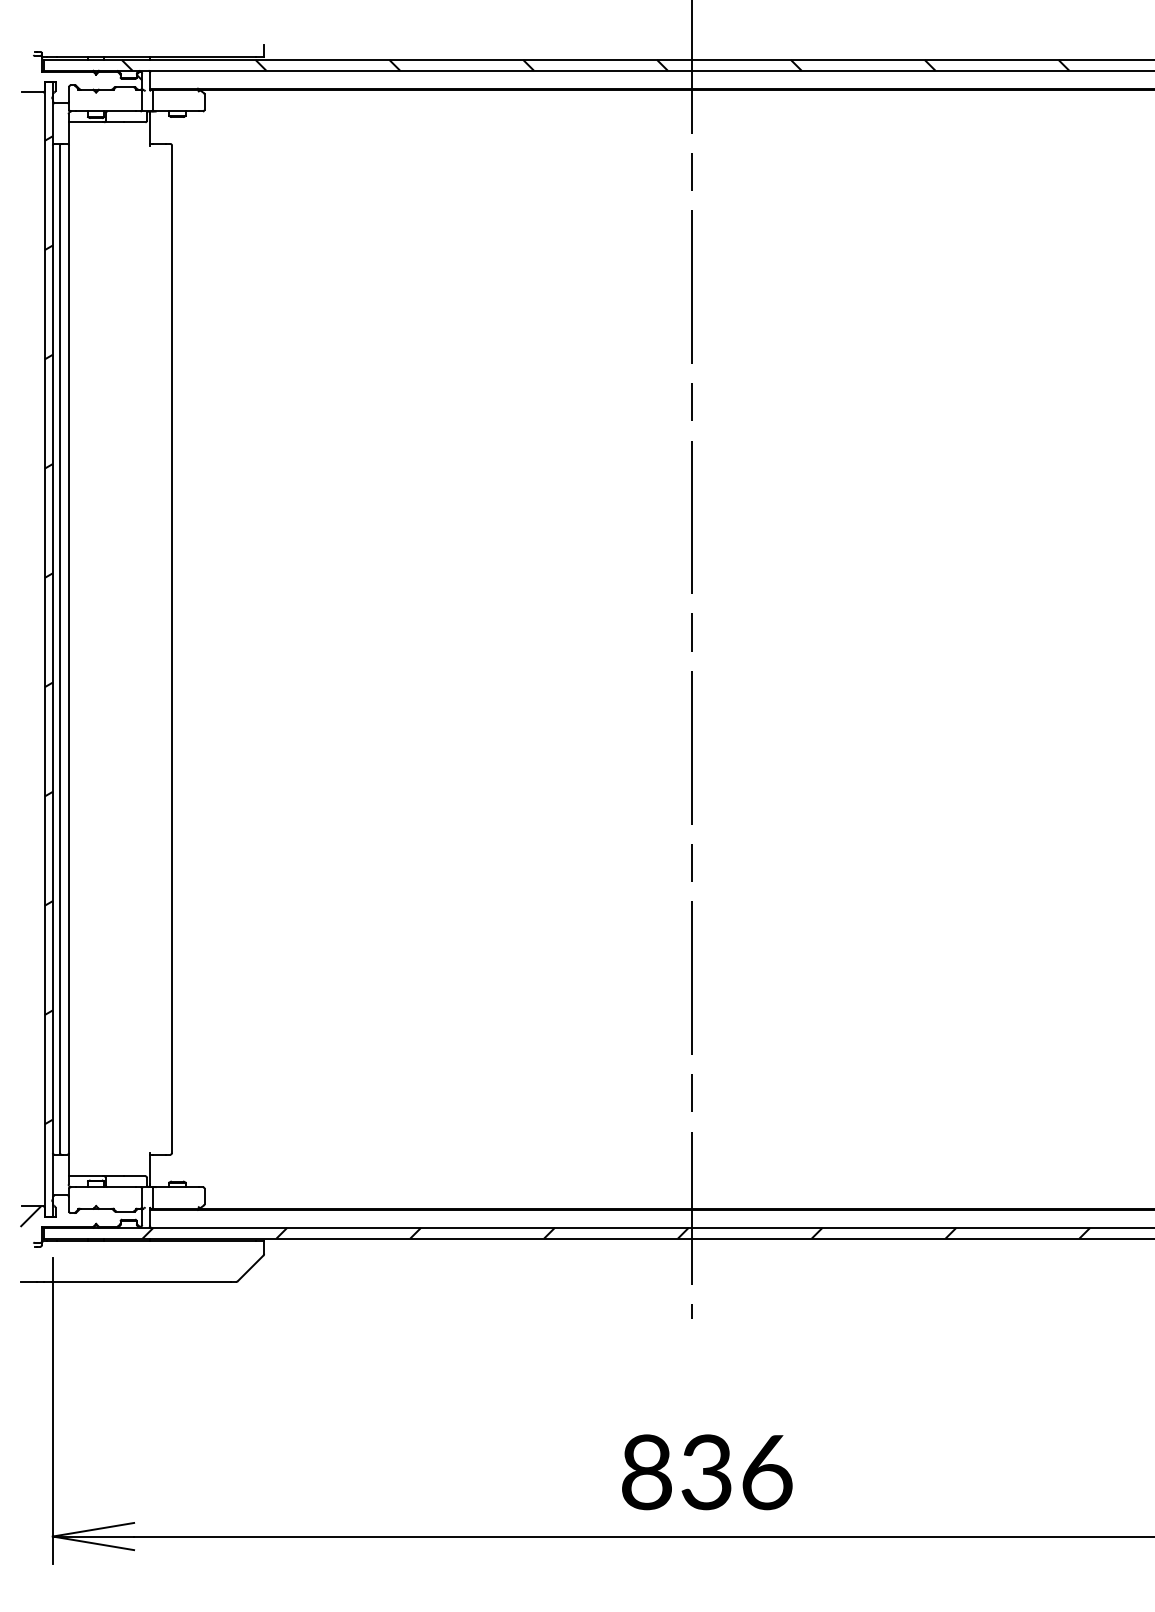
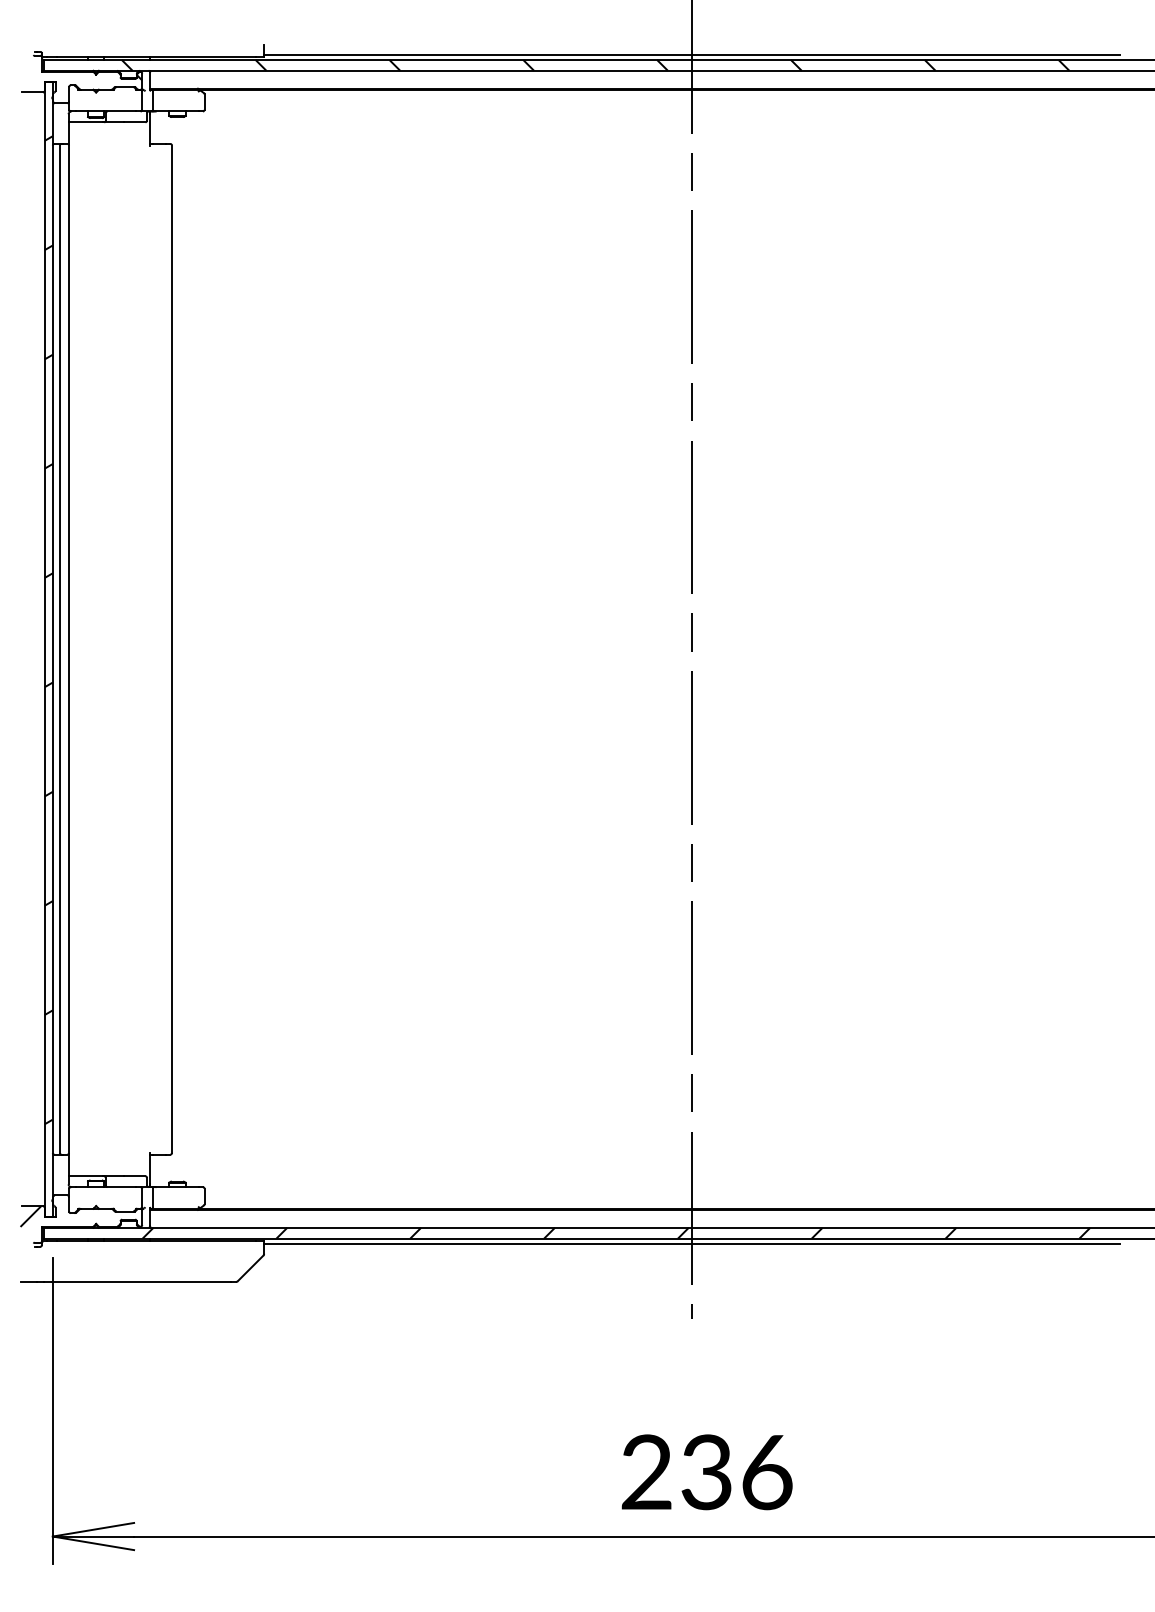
line: none -> present (692, 54)
line: none -> present (692, 1244)
text: 836 -> 236 (646, 1472)
